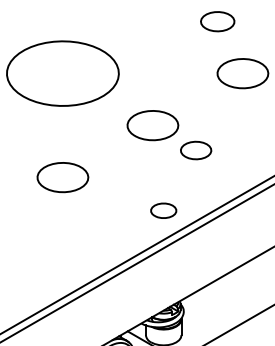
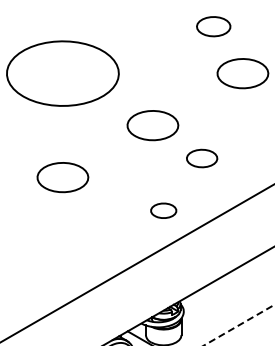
part position: (217, 21) -> (213, 26) (213, 26)
part position: (196, 150) -> (202, 158) (202, 158)
line: present -> none (136, 255)
line: solid -> dashed (238, 325)
